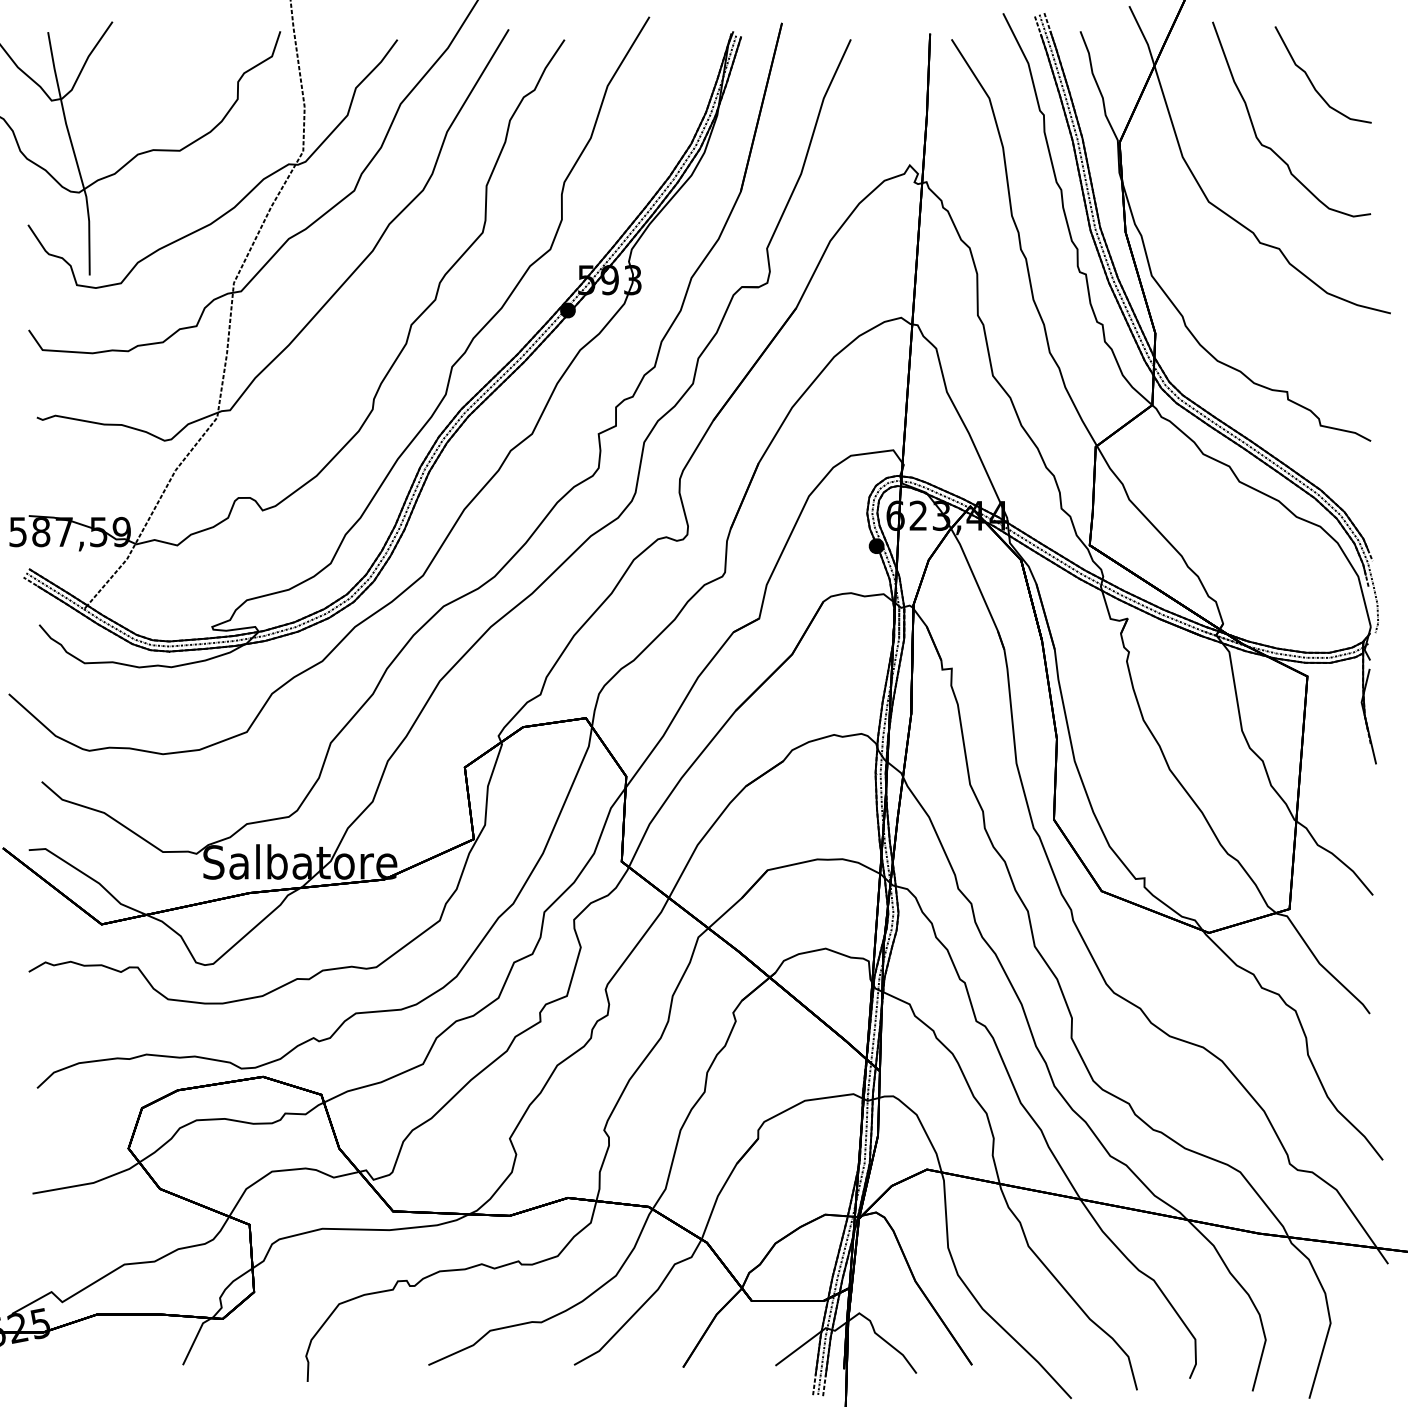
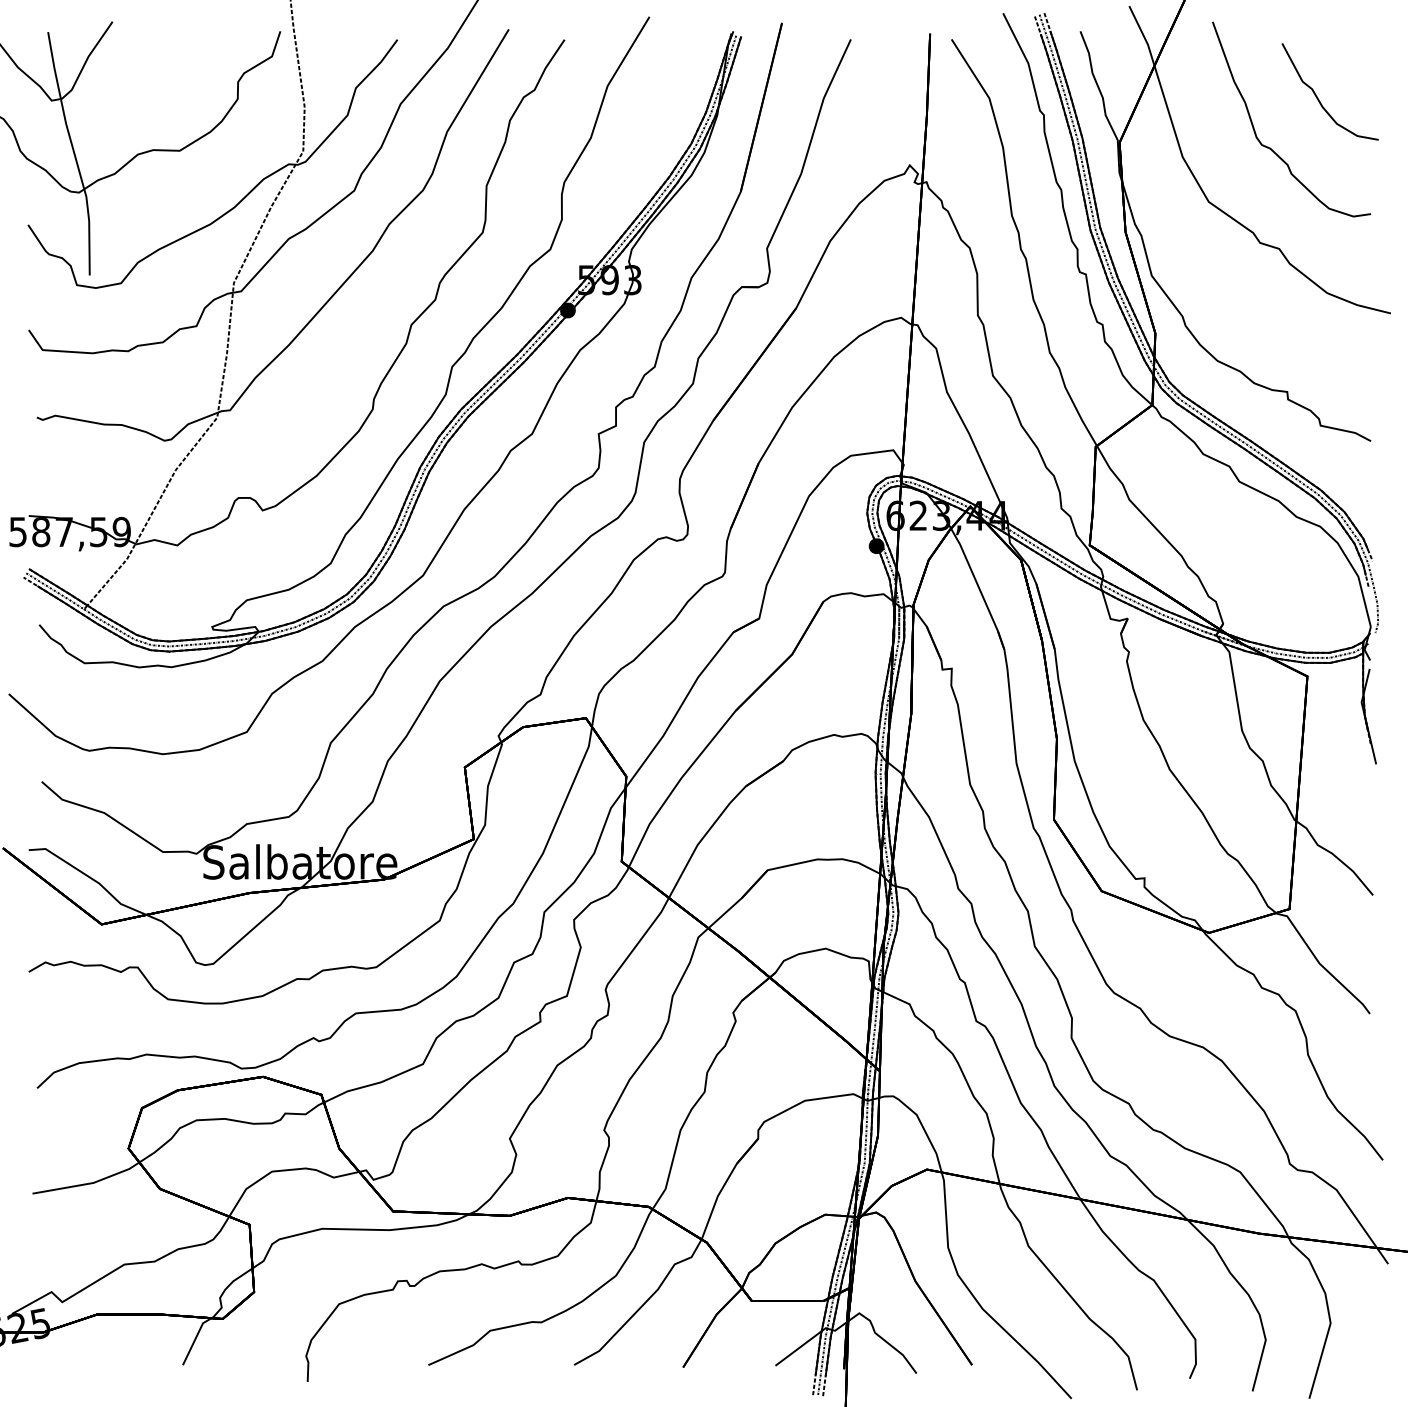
curve position: (1311, 80) -> (1318, 97) (1318, 97)
